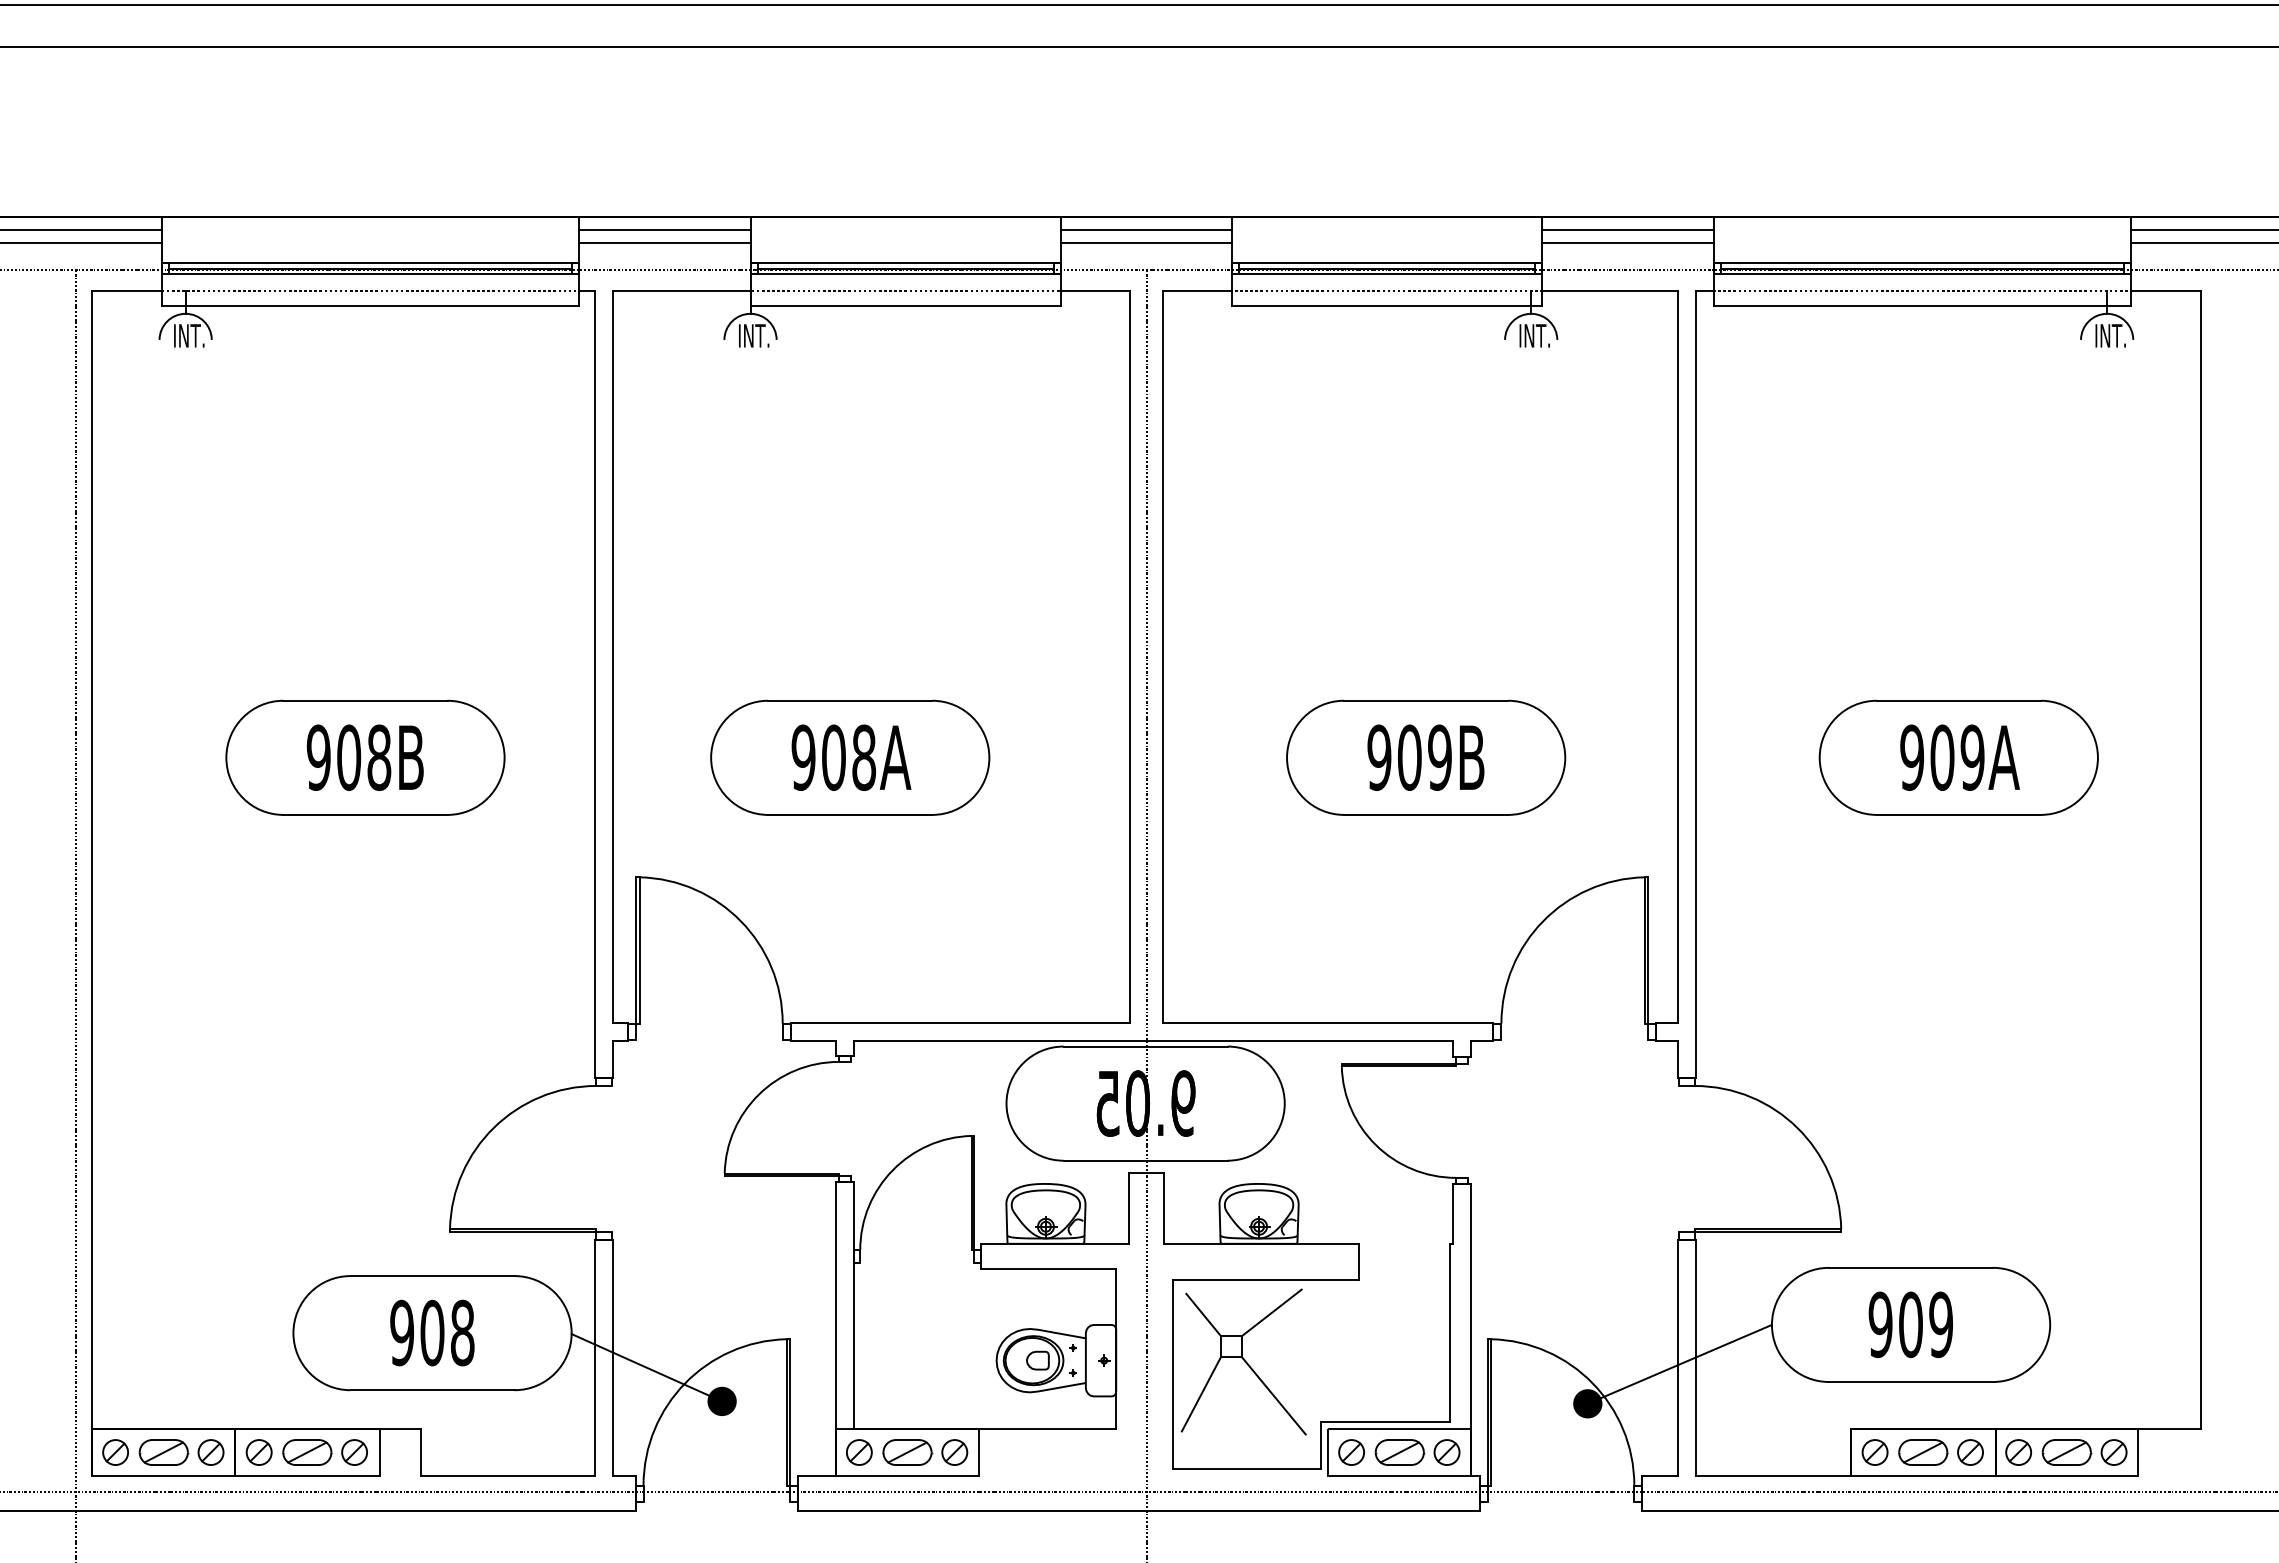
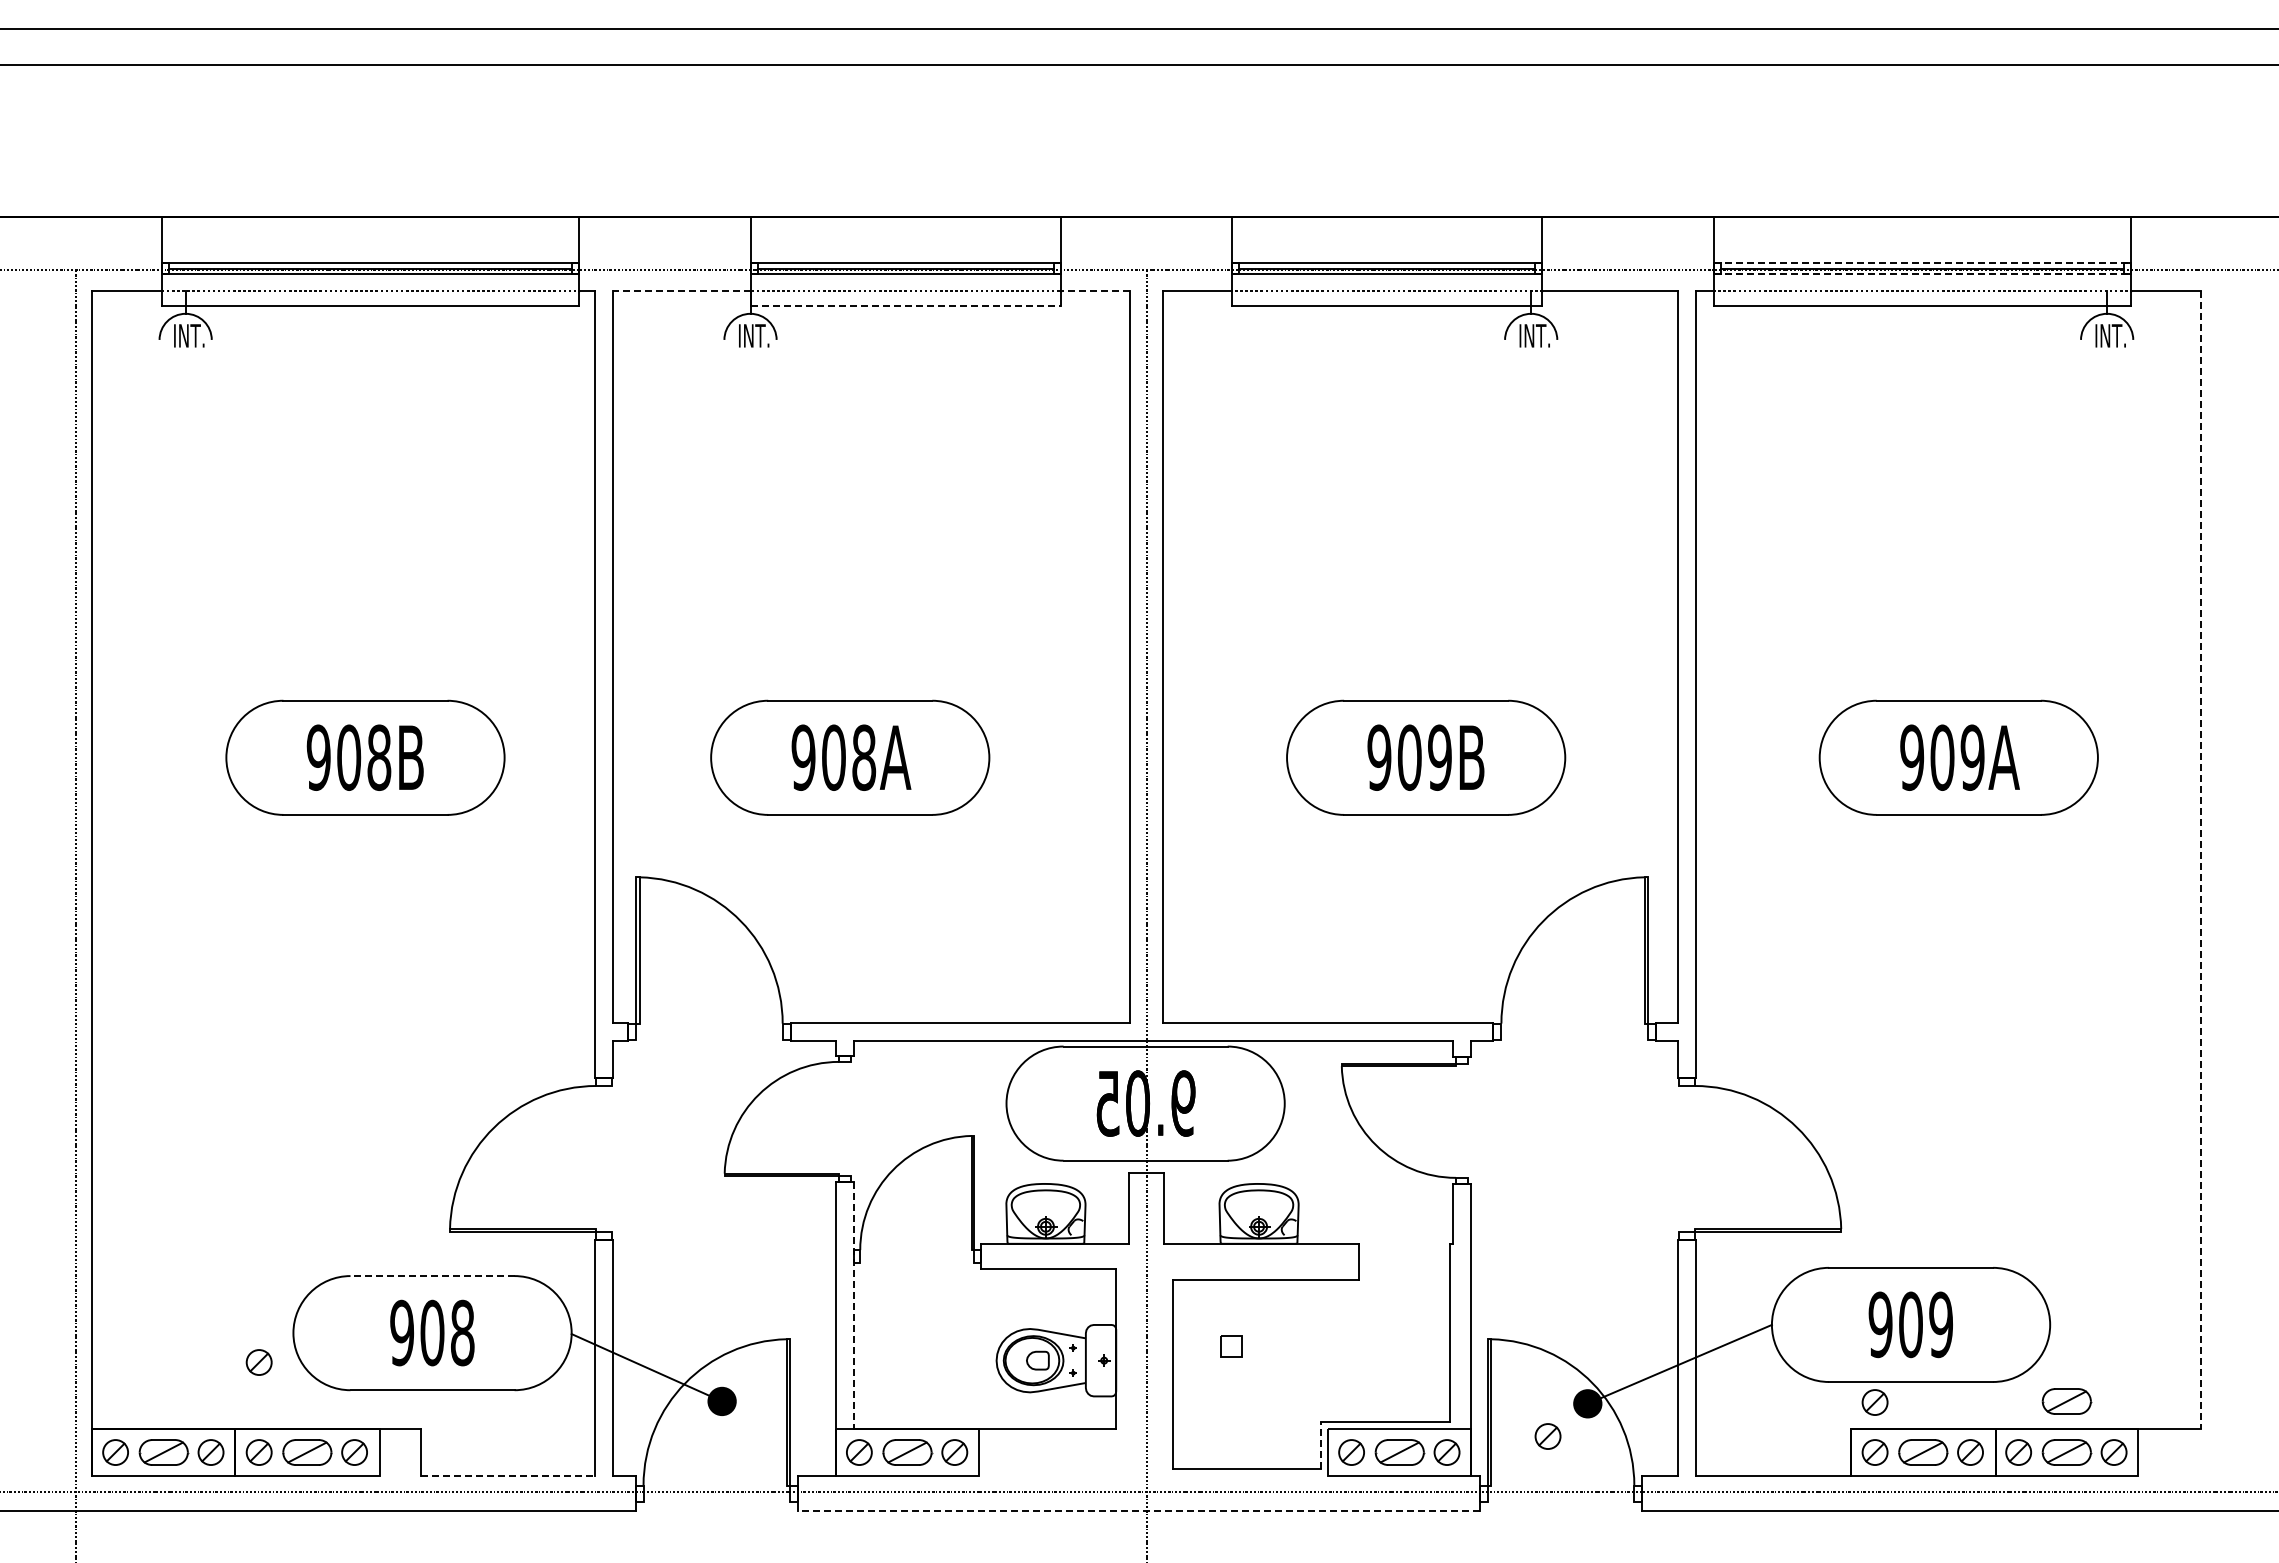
line position: (1138, 5) -> (1138, 29) (1138, 29)
line position: (1138, 46) -> (1138, 64) (1138, 64)
line: present -> none (82, 229)
line: present -> none (664, 229)
line: present -> none (1146, 229)
line: present -> none (1627, 229)
line: present -> none (2203, 229)
line: present -> none (82, 243)
line: present -> none (664, 243)
line: present -> none (1146, 243)
line: present -> none (1627, 243)
line: present -> none (2203, 243)
line: solid -> dashed (1922, 263)
line: solid -> dashed (1922, 274)
line: solid -> dashed (681, 291)
line: solid -> dashed (1095, 291)
line: solid -> dashed (906, 305)
line: solid -> dashed (2200, 860)
line: solid -> dashed (432, 1276)
line: solid -> dashed (854, 1305)
line: present -> none (1271, 1312)
line: present -> none (1203, 1314)
part: none -> present (258, 1362)
line: present -> none (1201, 1393)
line: present -> none (1273, 1395)
part: none -> present (2066, 1401)
part: none -> present (1874, 1402)
part: none -> present (1547, 1436)
line: solid -> dashed (1321, 1444)
line: solid -> dashed (508, 1475)
line: solid -> dashed (1138, 1511)
